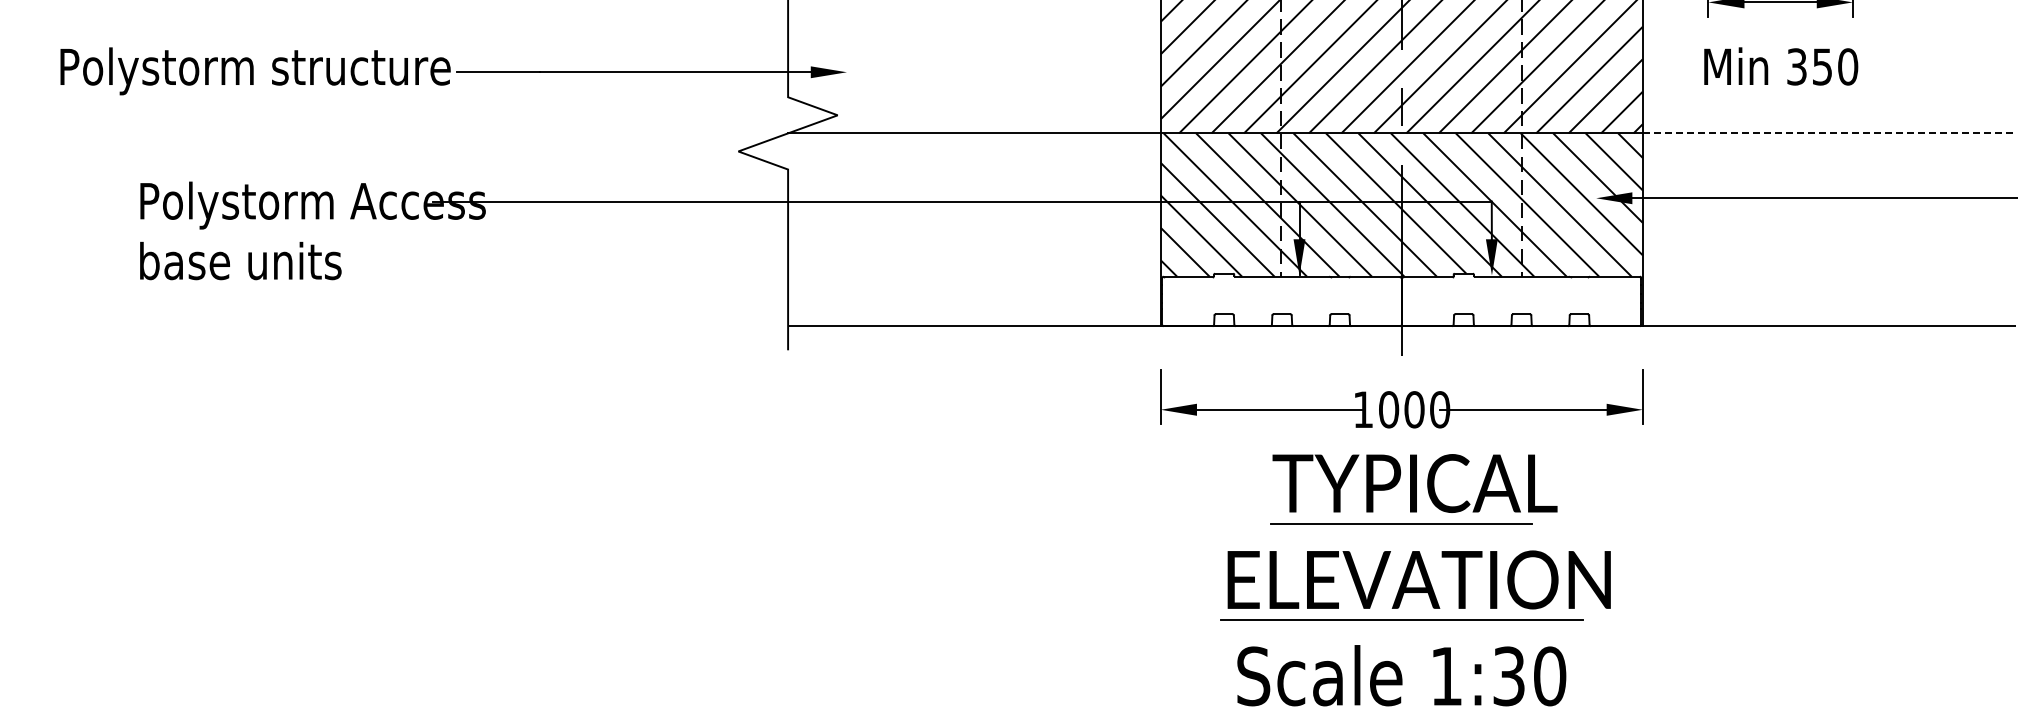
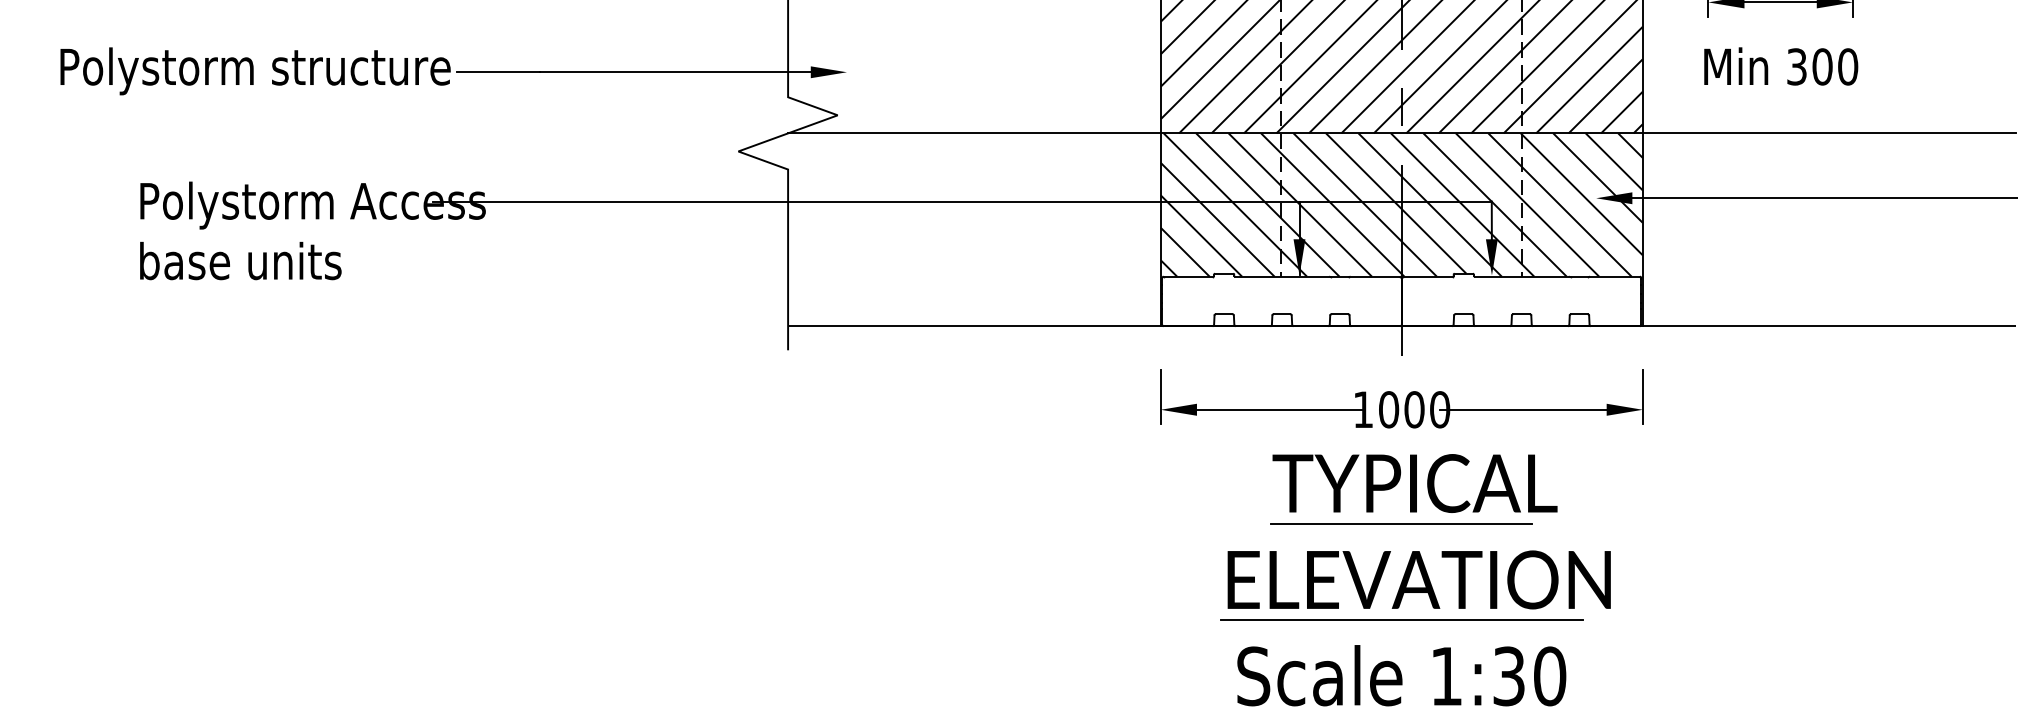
text: 350 -> 300 (1822, 66)
line: dashed -> solid (1829, 133)
